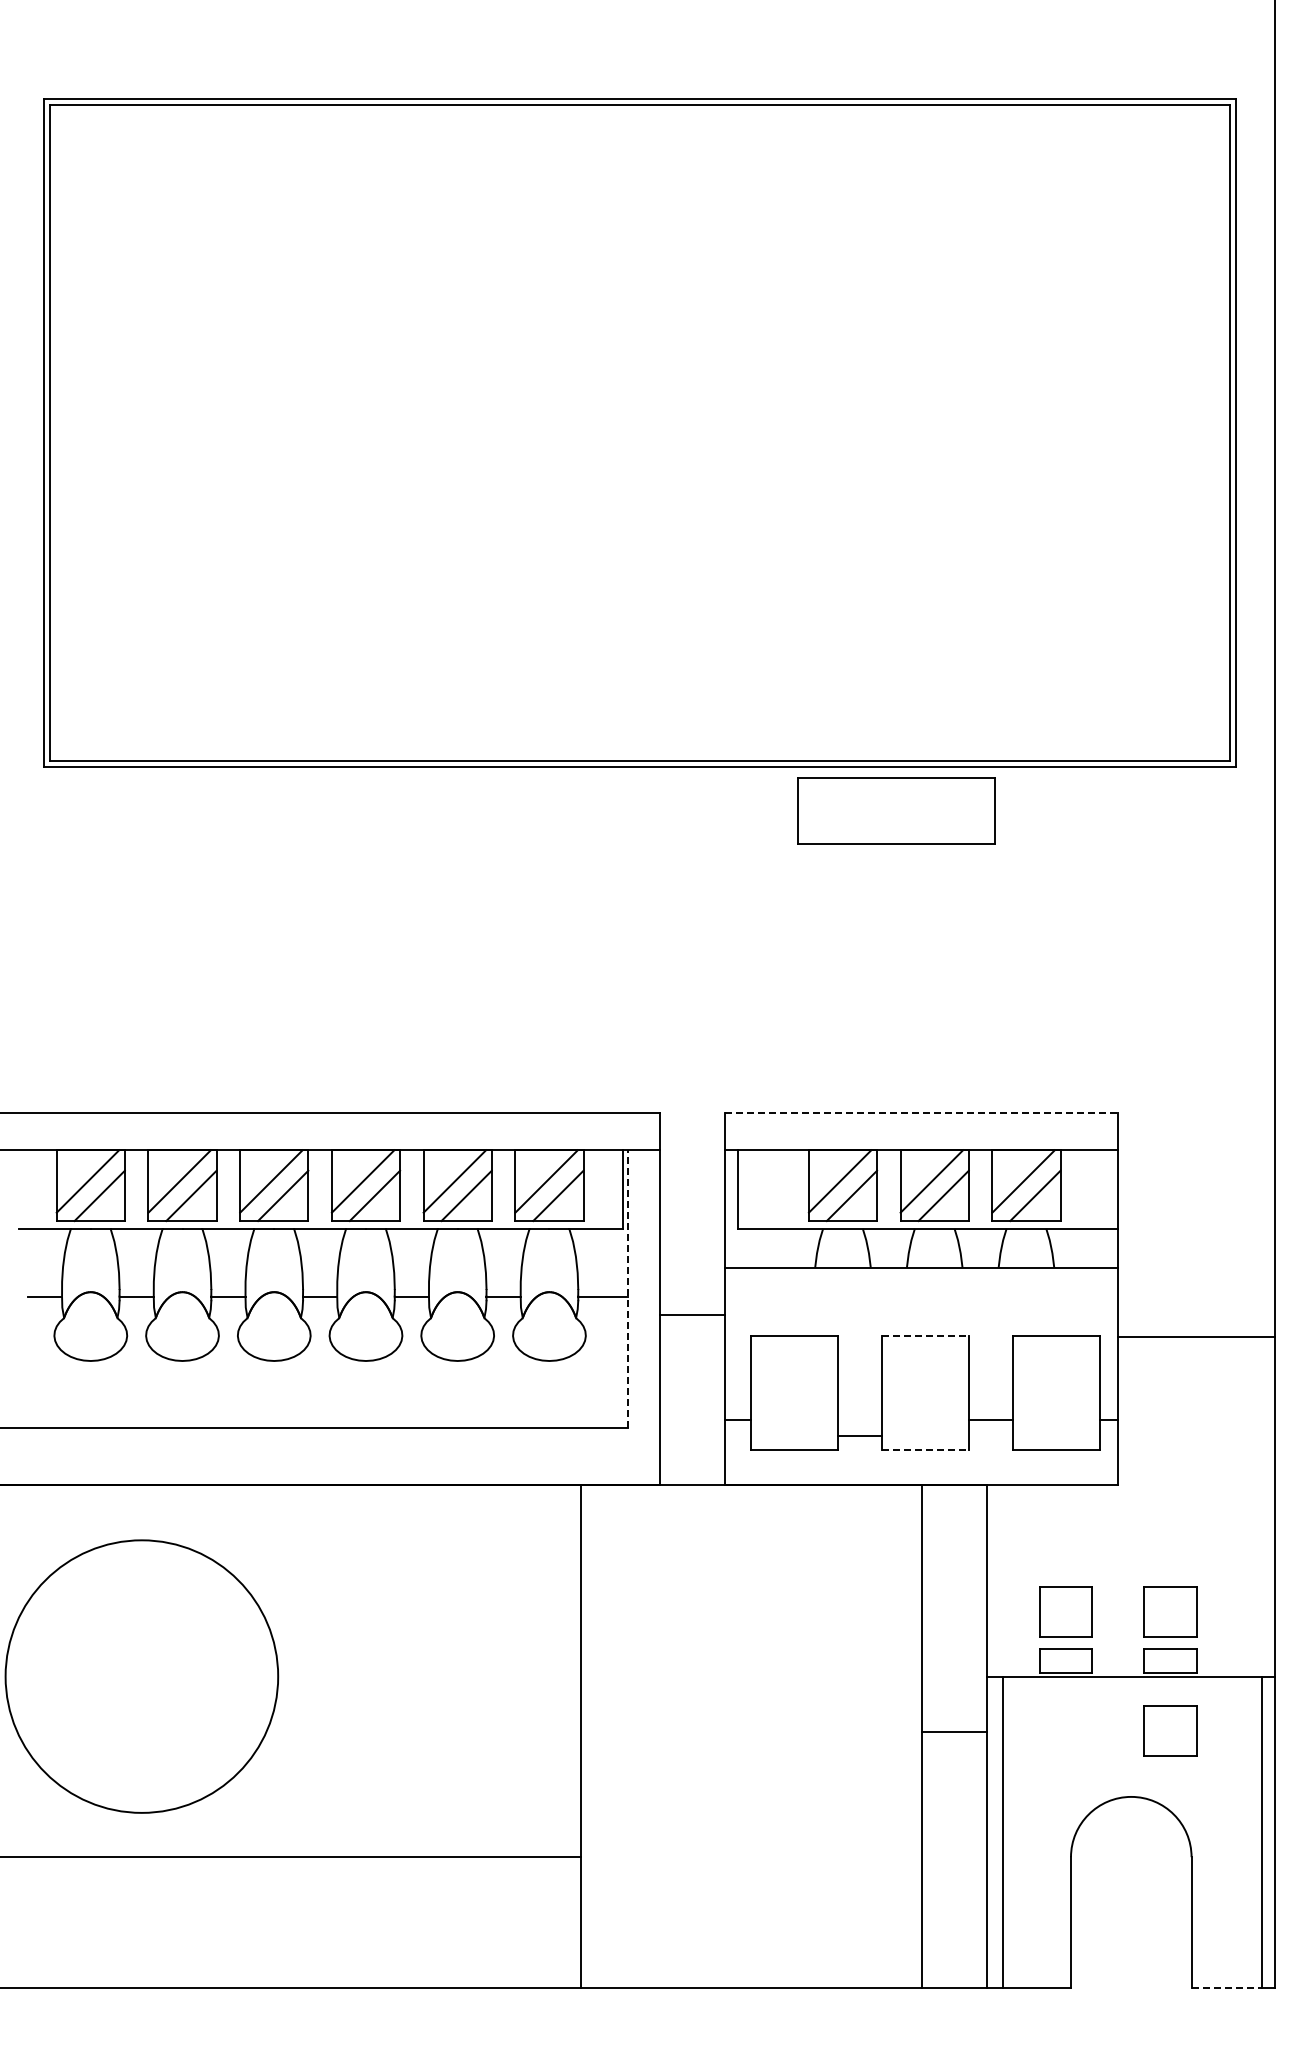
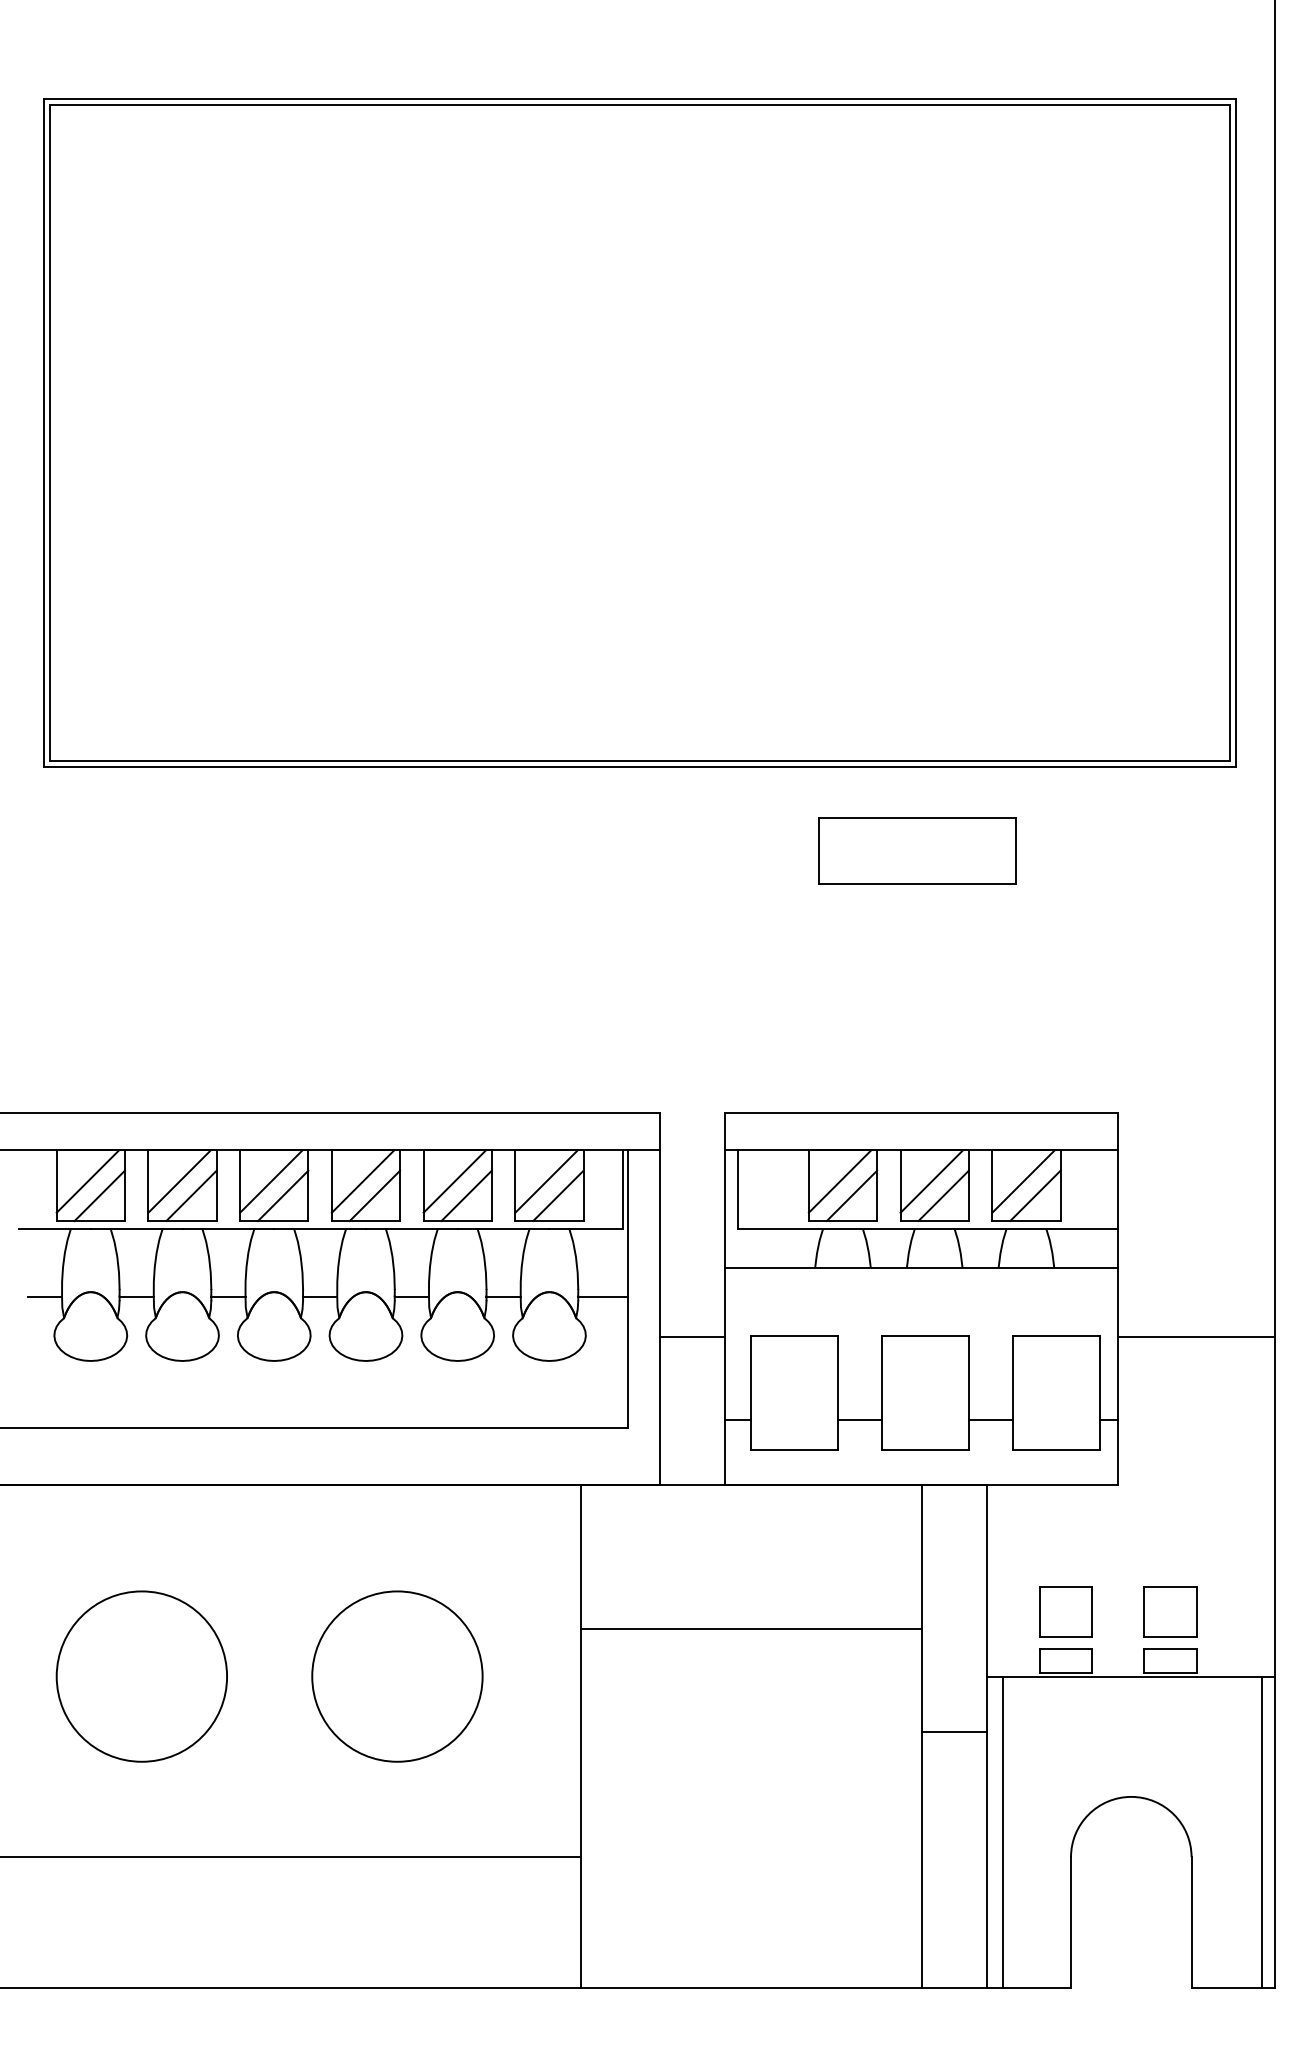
part position: (896, 810) -> (917, 850) (917, 850)
line: dashed -> solid (921, 1112)
line: dashed -> solid (628, 1288)
line position: (692, 1315) -> (692, 1337) (692, 1337)
line: dashed -> solid (926, 1335)
line position: (859, 1435) -> (859, 1419) (859, 1419)
line: dashed -> solid (926, 1449)
line: none -> present (750, 1629)
circle diameter: 273 px -> 170 px (141, 1676)
circle: none -> present (397, 1676)
part: present -> none (1170, 1730)
line: dashed -> solid (1227, 1988)
